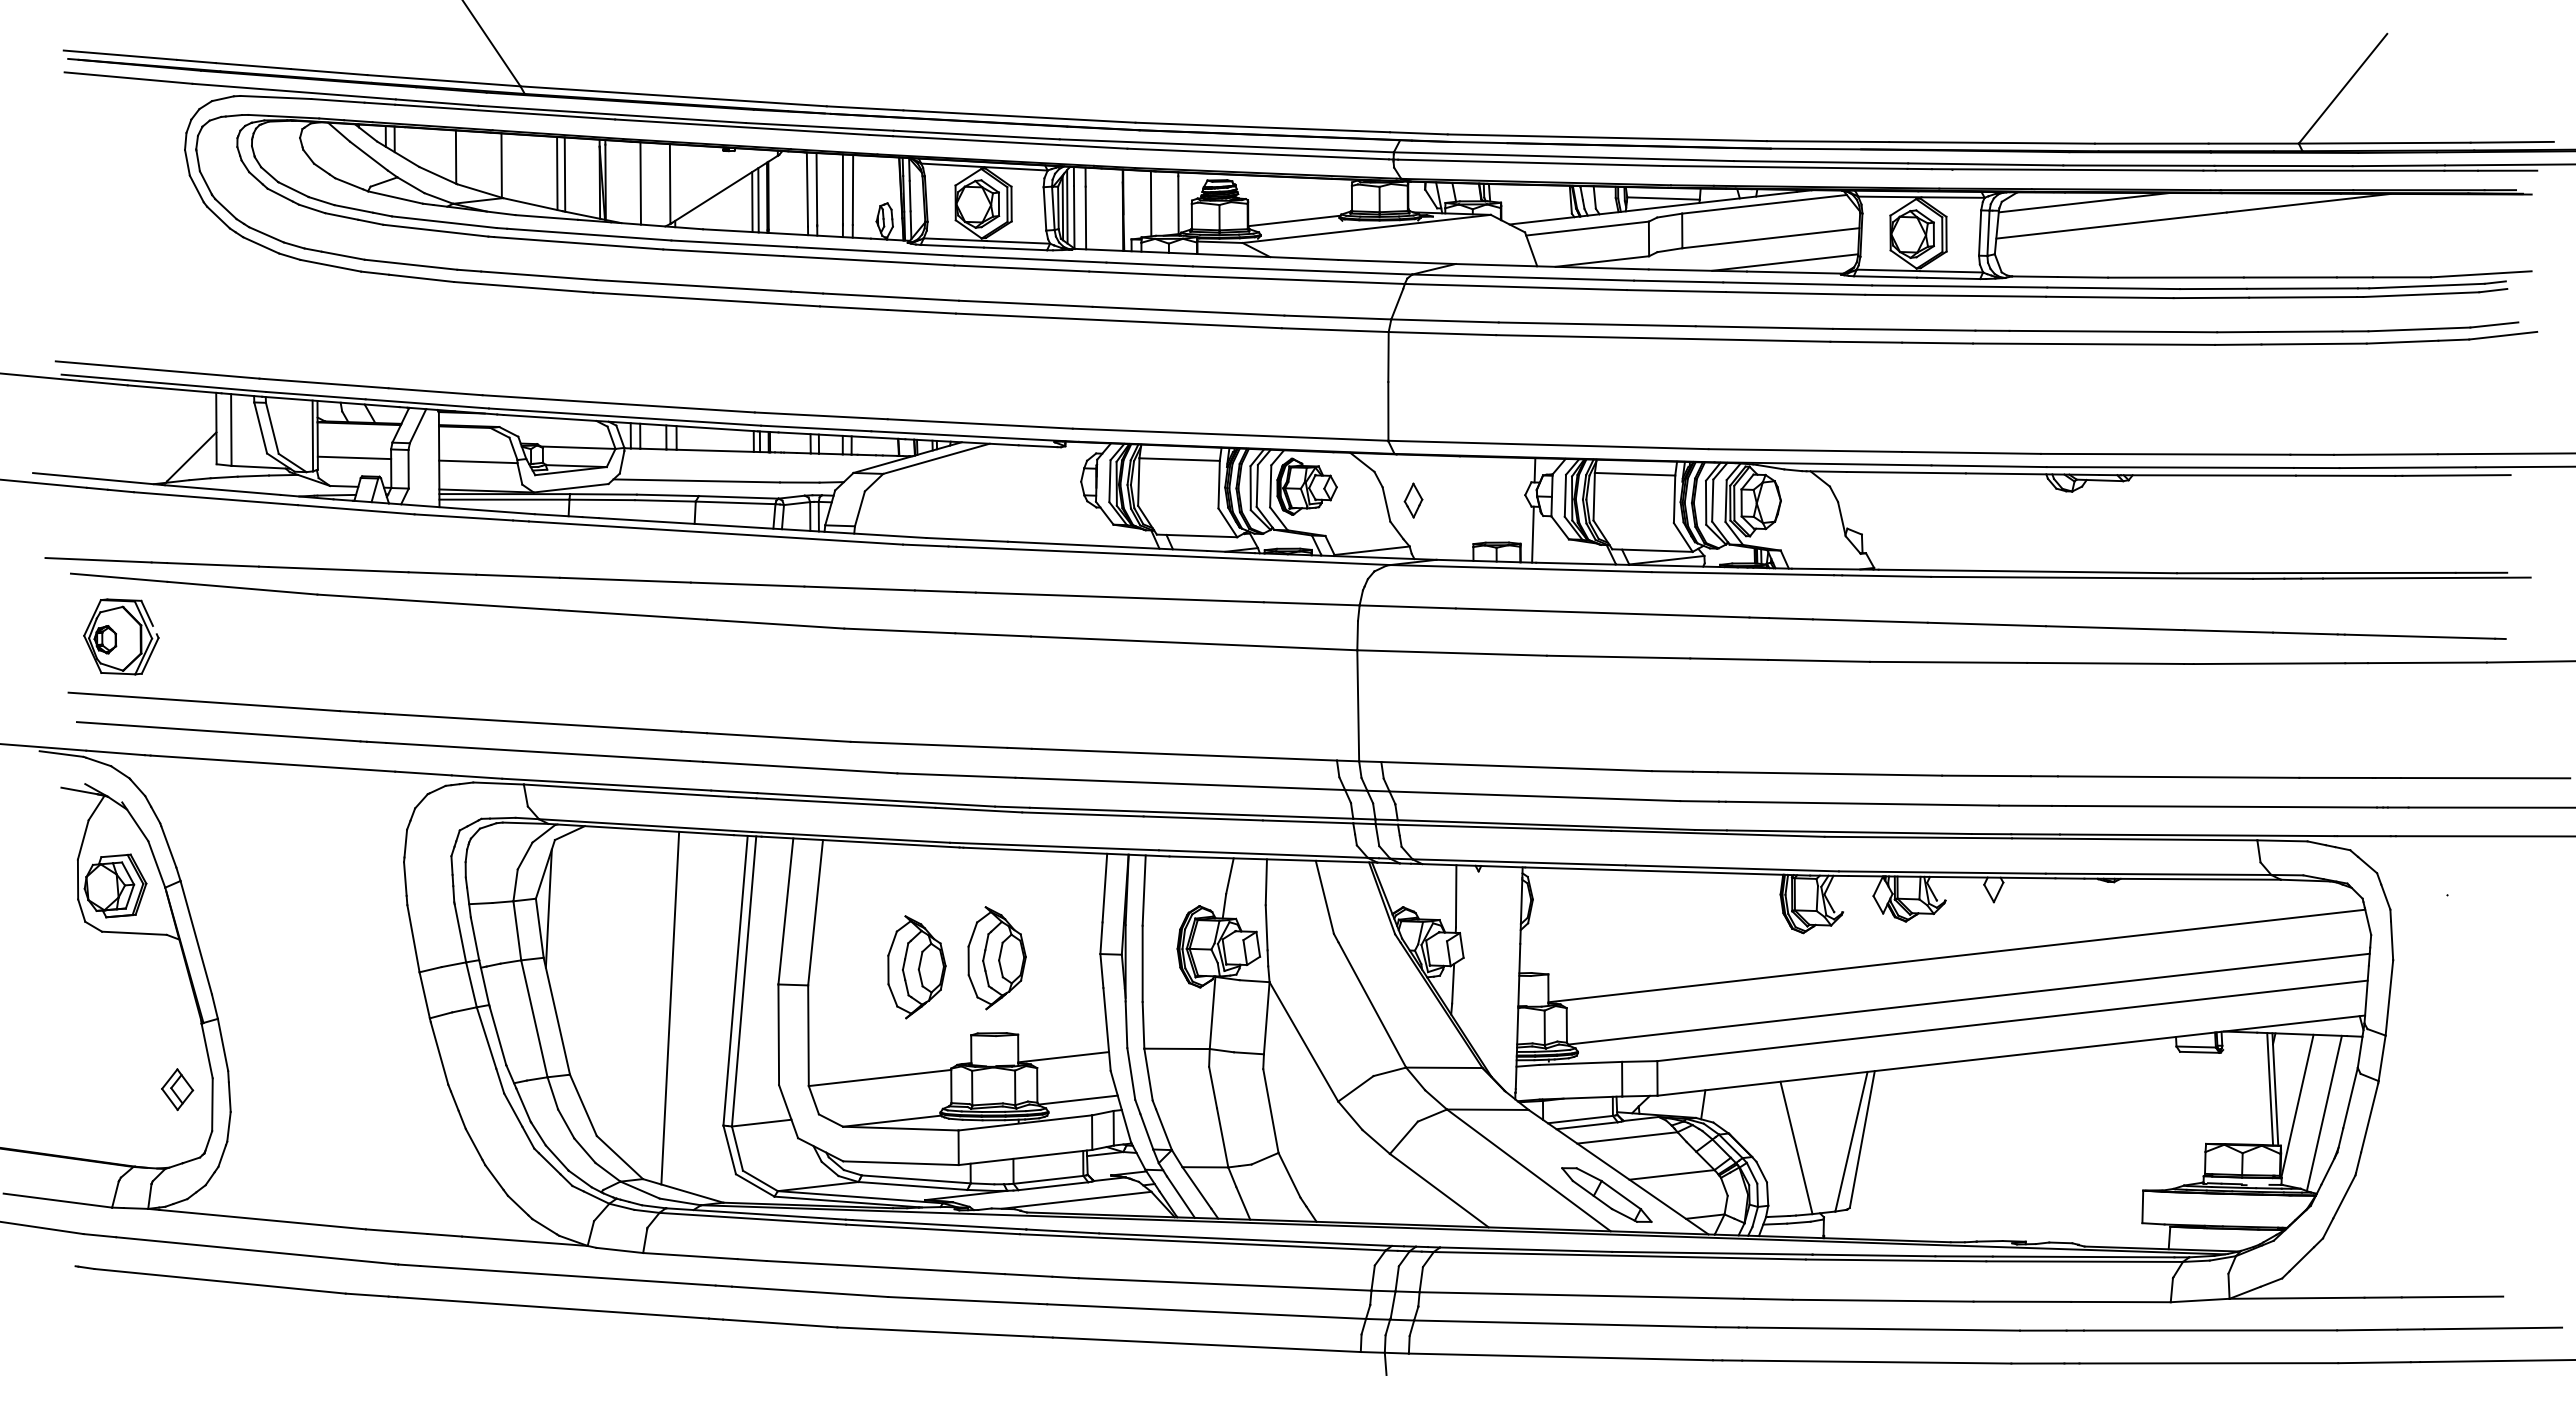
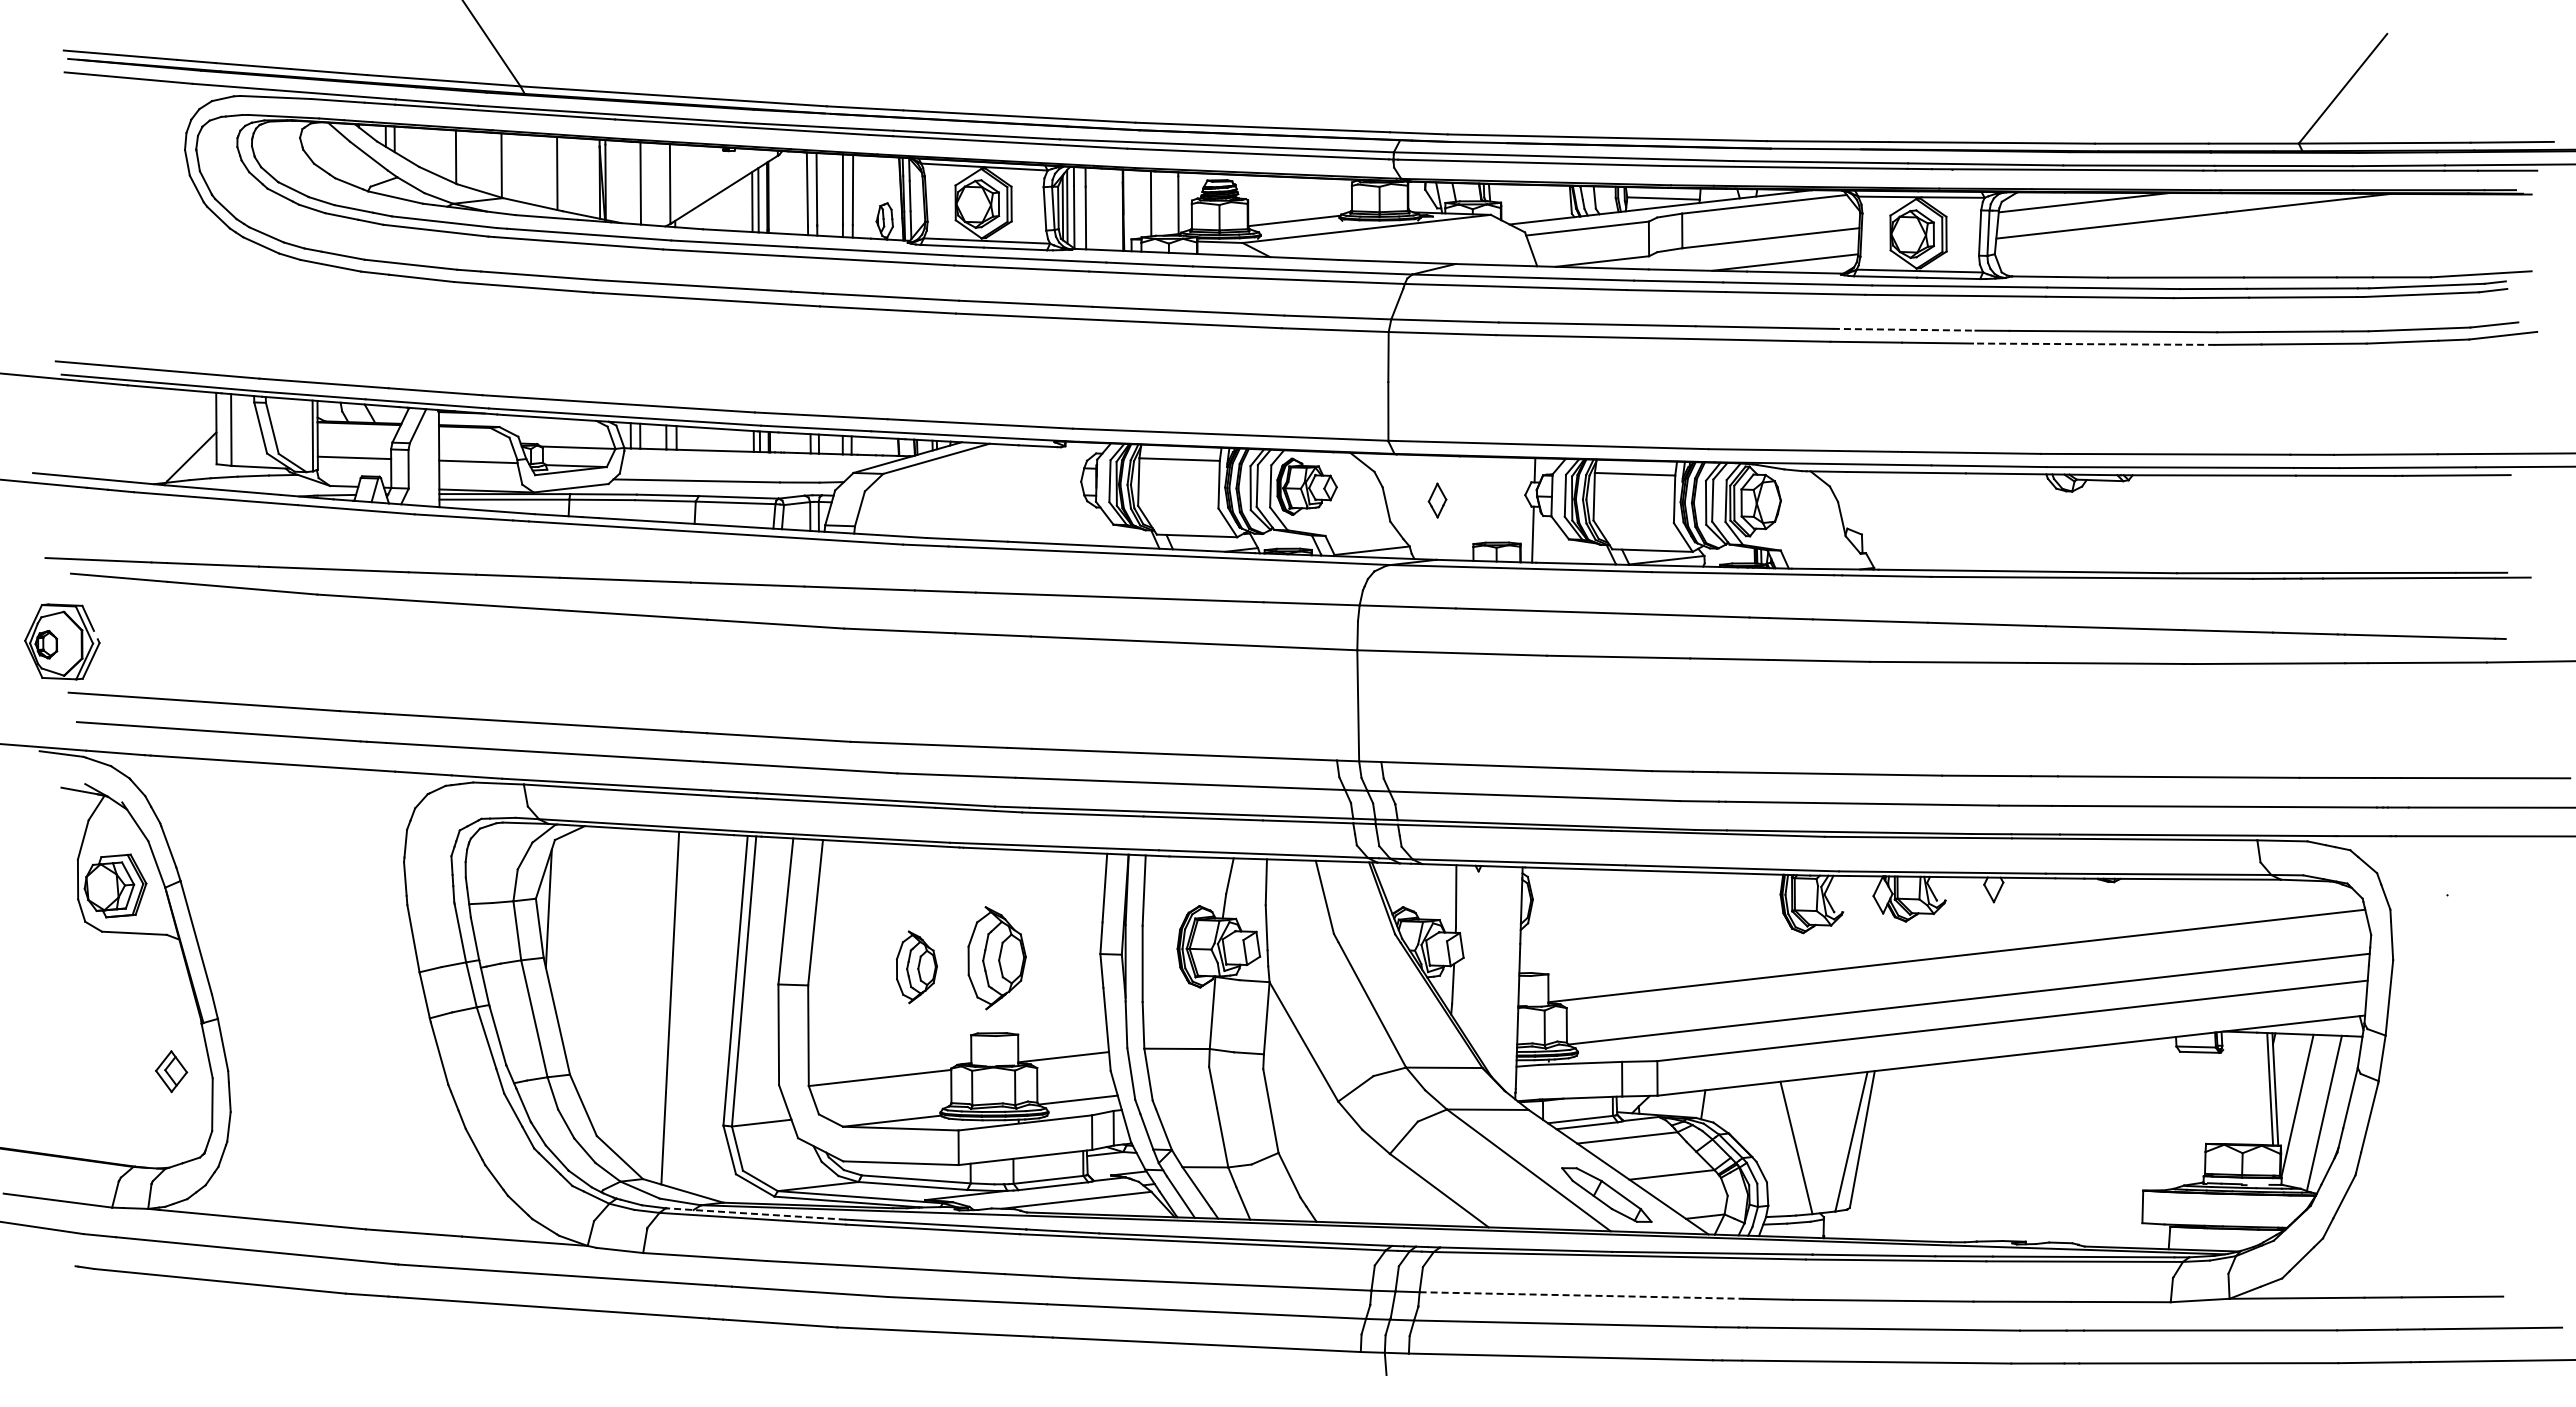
line: present -> none (564, 174)
line: solid -> dashed (1904, 329)
line: solid -> dashed (2093, 344)
part position: (1413, 500) -> (1437, 500) (1437, 500)
part position: (121, 636) -> (62, 641) (62, 641)
part size: 60x105 px -> 42x75 px (916, 967)
part position: (177, 1089) -> (171, 1071) (171, 1071)
line: solid -> dashed (756, 1214)
line: solid -> dashed (1582, 1295)
